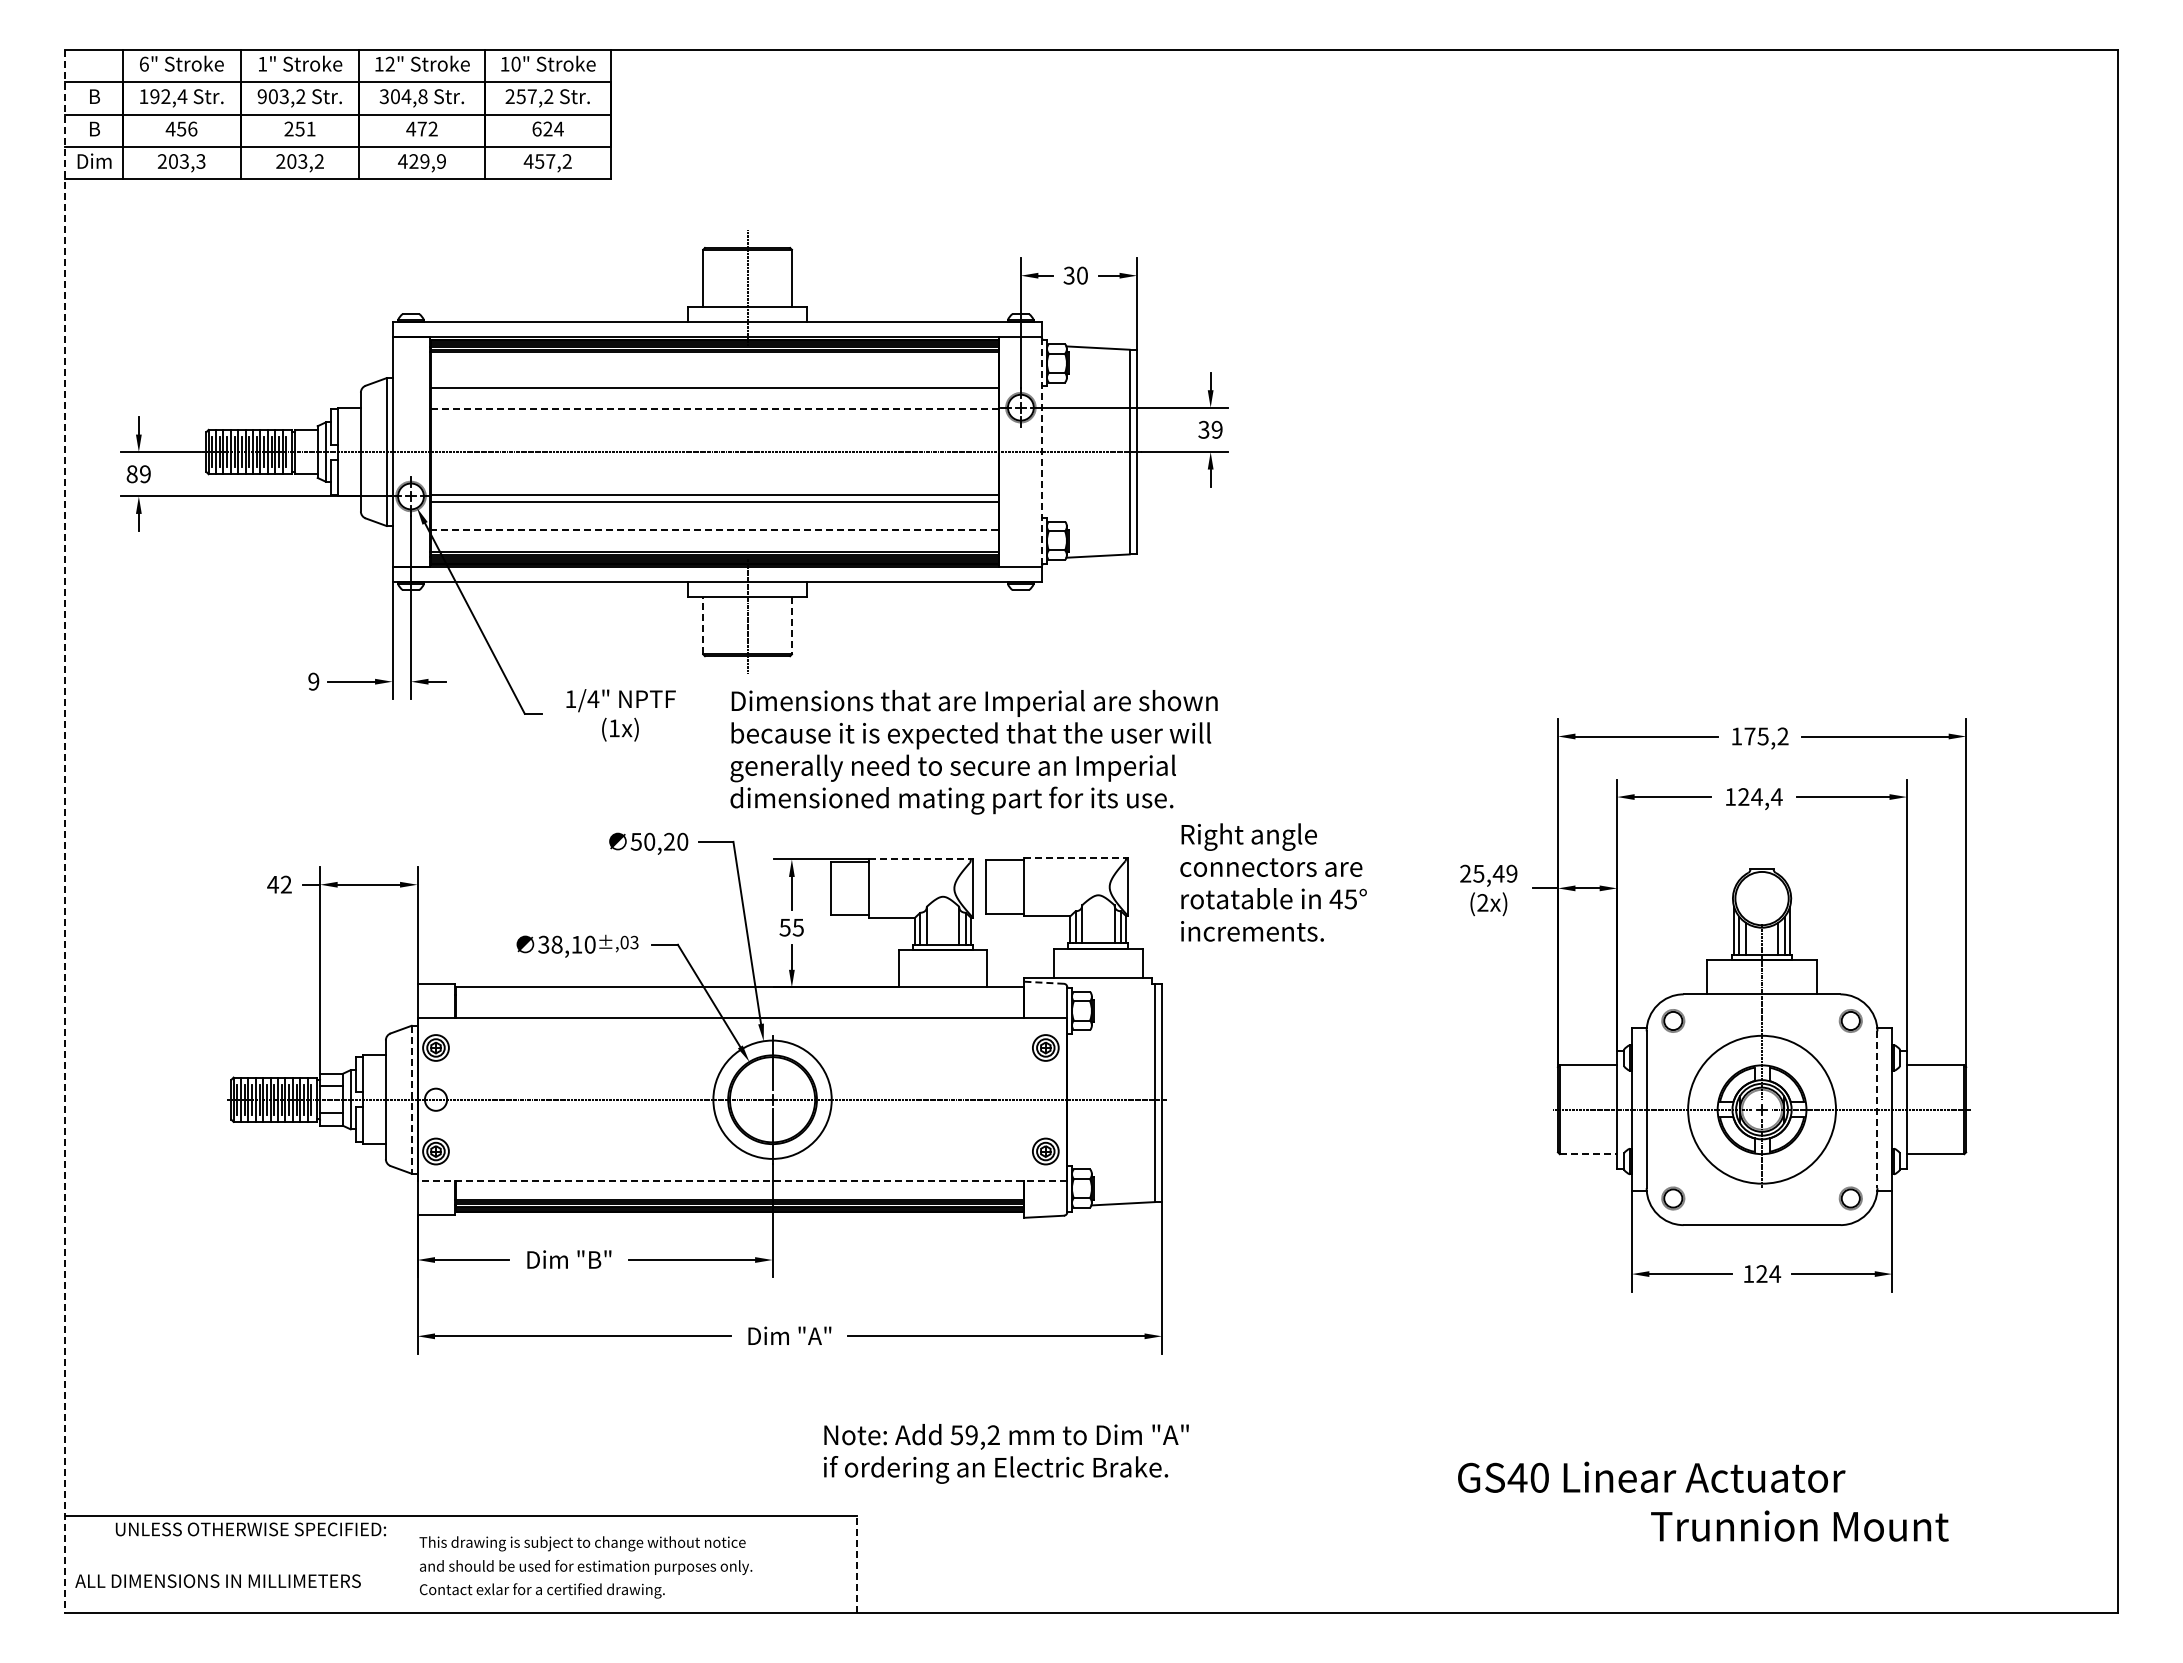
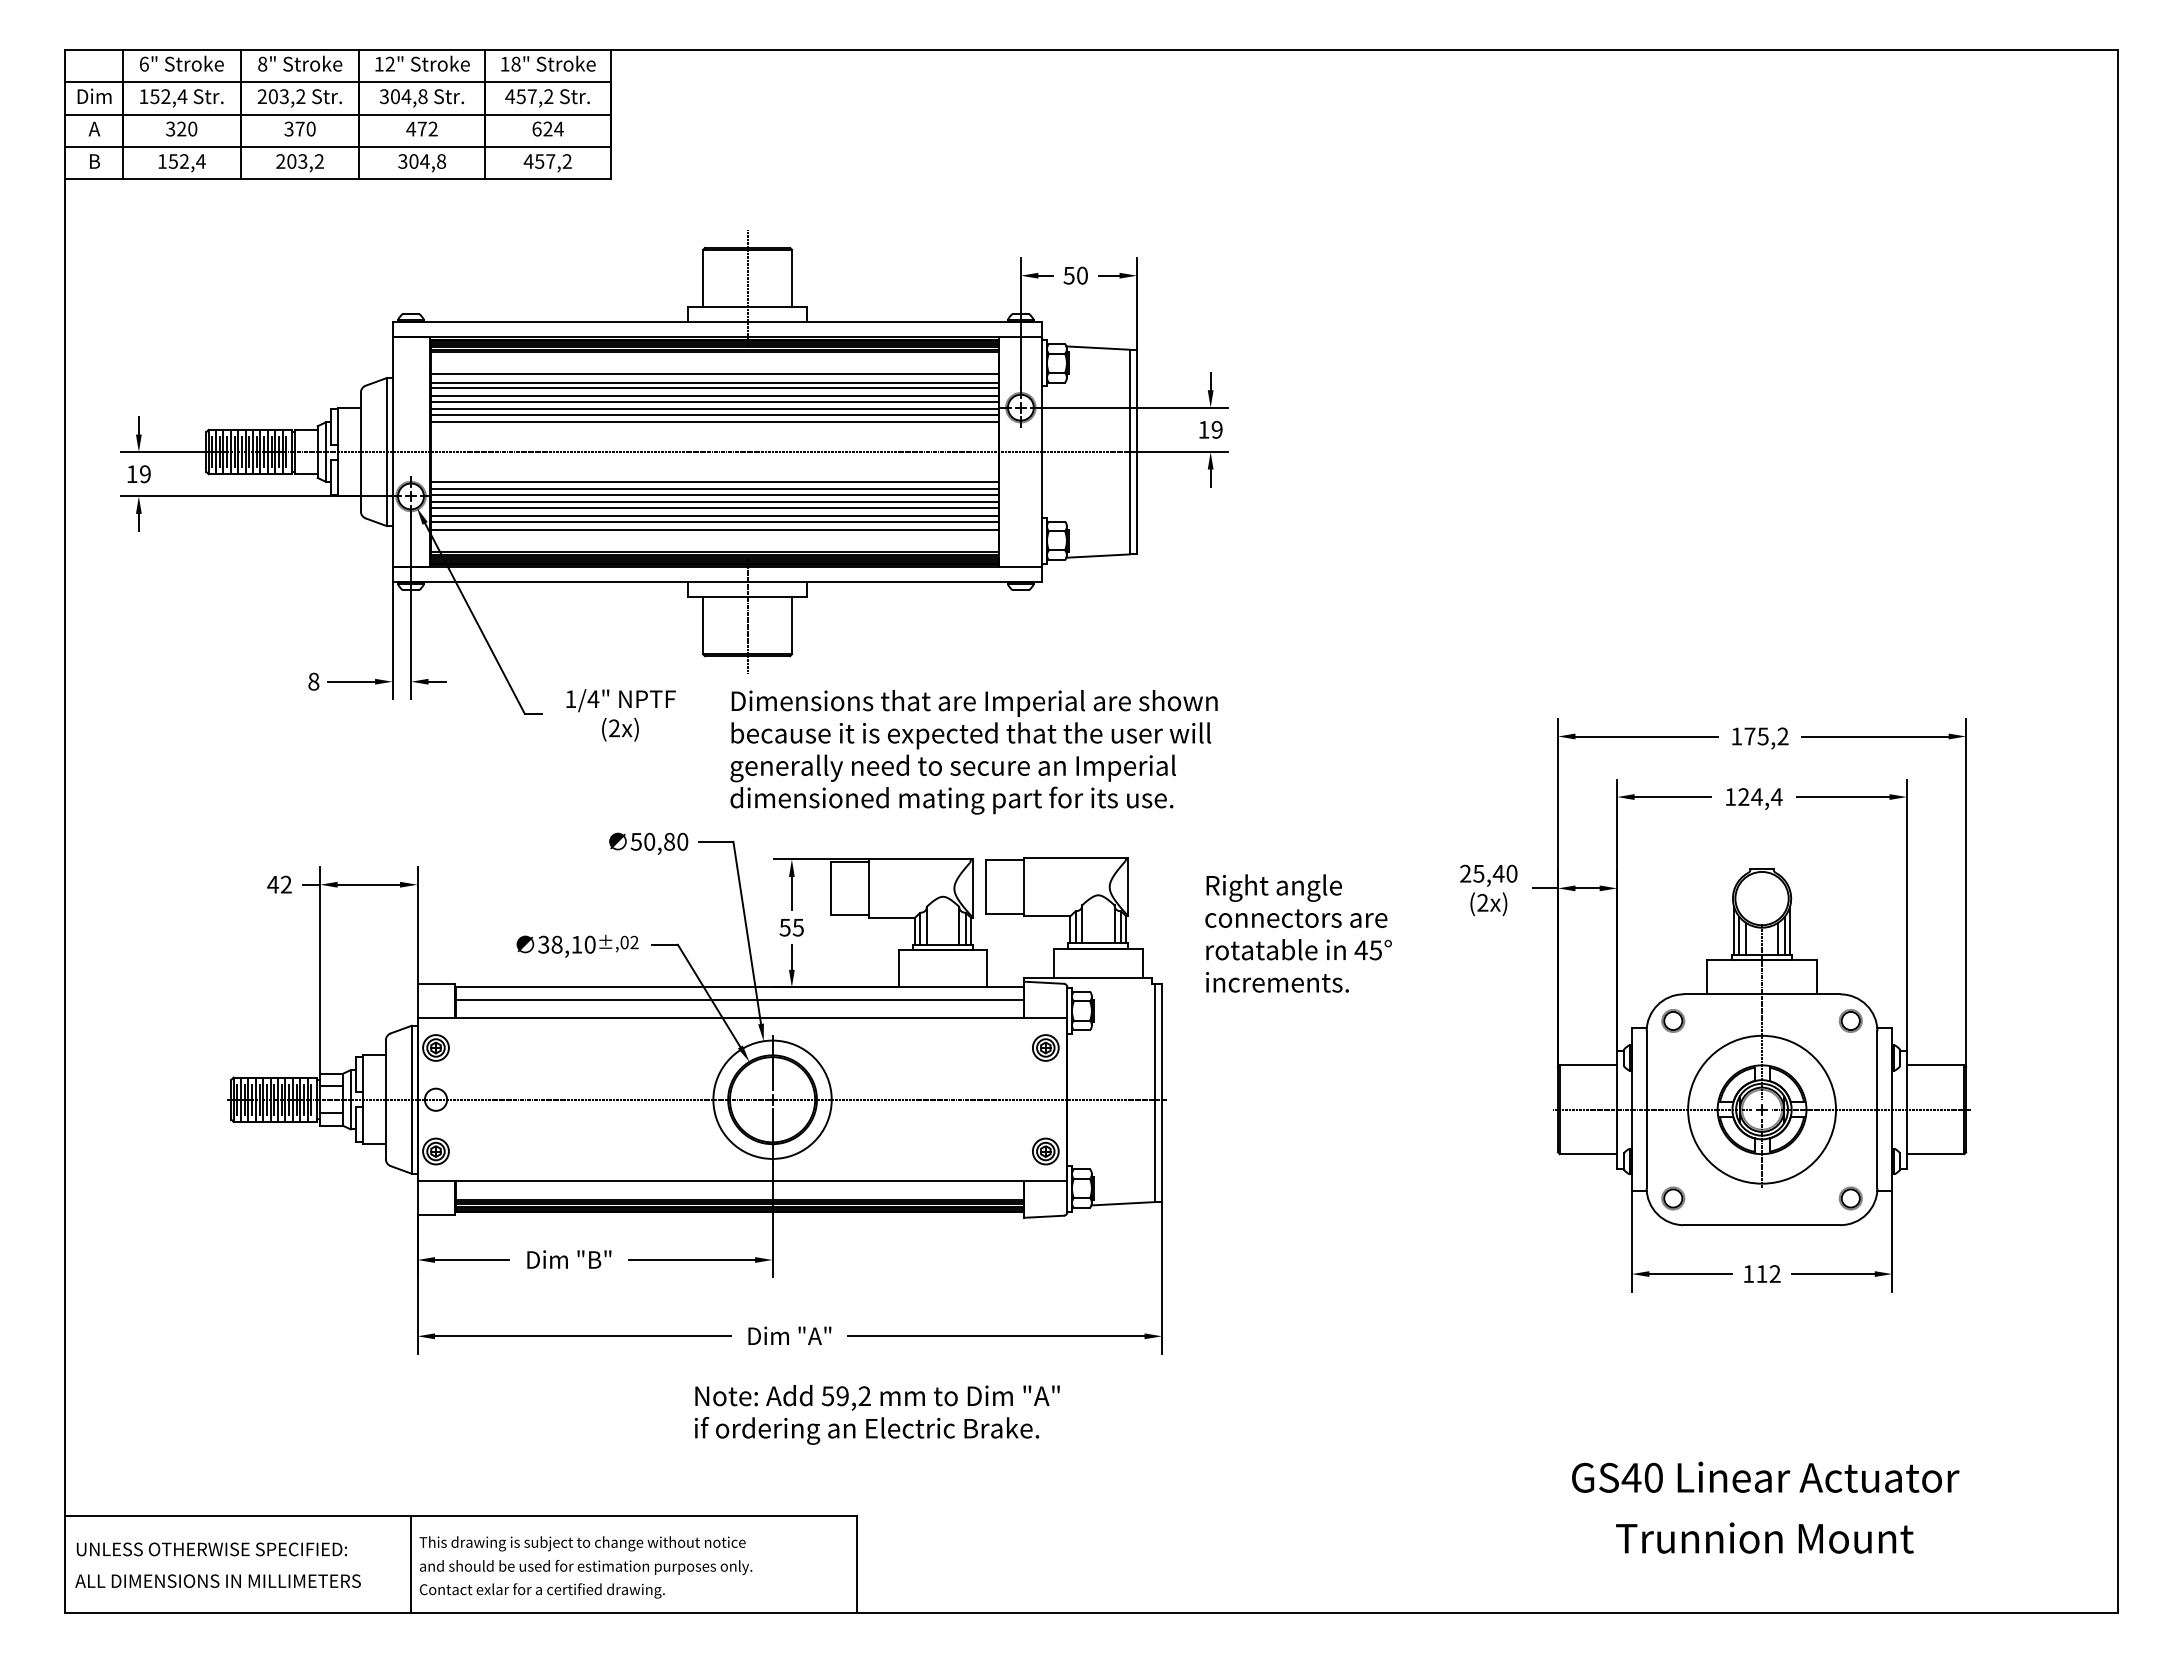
text: 1" -> 8" (262, 63)
text: 10" -> 18" (515, 64)
text: B -> Dim (94, 95)
text: 192,4 -> 152,4 (154, 96)
text: 903,2 -> 203,2 (261, 96)
text: 257,2 -> 457,2 (510, 96)
text: B -> A (94, 128)
text: 456 -> 320 (181, 128)
text: 251 -> 370 (299, 128)
text: Dim -> B (94, 160)
text: 203,3 -> 152,4 (181, 161)
text: 429,9 -> 304,8 (421, 161)
text: 30 -> 50 (1069, 275)
line: none -> present (714, 374)
line: none -> present (714, 382)
line: none -> present (714, 395)
line: none -> present (714, 401)
line: dashed -> solid (715, 409)
line: none -> present (714, 415)
line: none -> present (714, 422)
text: 39 -> 19 (1203, 429)
line: dashed -> solid (1042, 451)
text: 89 -> 19 (131, 474)
line: none -> present (714, 481)
line: none -> present (714, 489)
line: none -> present (714, 508)
line: none -> present (714, 515)
line: none -> present (714, 521)
line: dashed -> solid (714, 529)
line: dashed -> solid (703, 625)
line: dashed -> solid (791, 625)
text: 9 -> 8 (313, 681)
text: (1x) -> (2x) (614, 728)
line: dashed -> solid (65, 831)
text: 50,20 -> 50,80 (669, 841)
line: dashed -> solid (1075, 858)
line: dashed -> solid (919, 859)
text: 25,49 -> 25,40 (1511, 873)
text position: (1273, 882) -> (1298, 933) (1298, 933)
text: ±,03 -> ±,02 (634, 942)
line: dashed -> solid (1044, 982)
line: none -> present (739, 999)
line: dashed -> solid (411, 1099)
line: dashed -> solid (1877, 1110)
line: dashed -> solid (1588, 1154)
line: dashed -> solid (742, 1181)
text: 124 -> 112 (1768, 1273)
text position: (1005, 1453) -> (876, 1414) (876, 1414)
text position: (1651, 1476) -> (1765, 1476) (1765, 1476)
text position: (1799, 1525) -> (1764, 1537) (1764, 1537)
text position: (250, 1529) -> (211, 1549) (211, 1549)
line: none -> present (411, 1564)
line: dashed -> solid (856, 1564)
